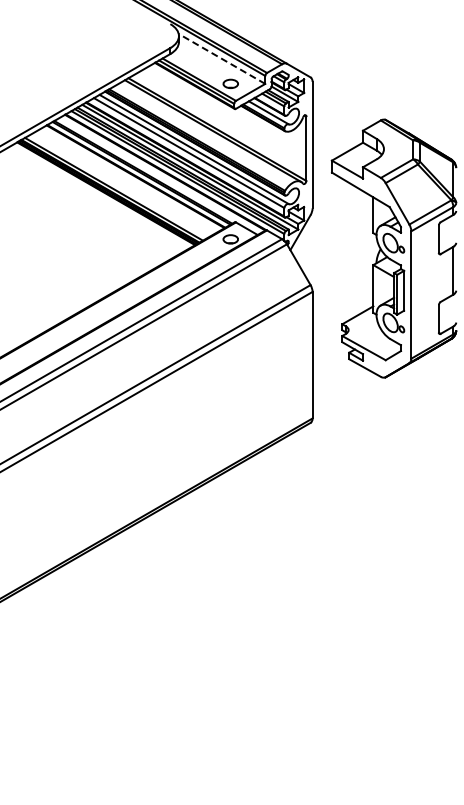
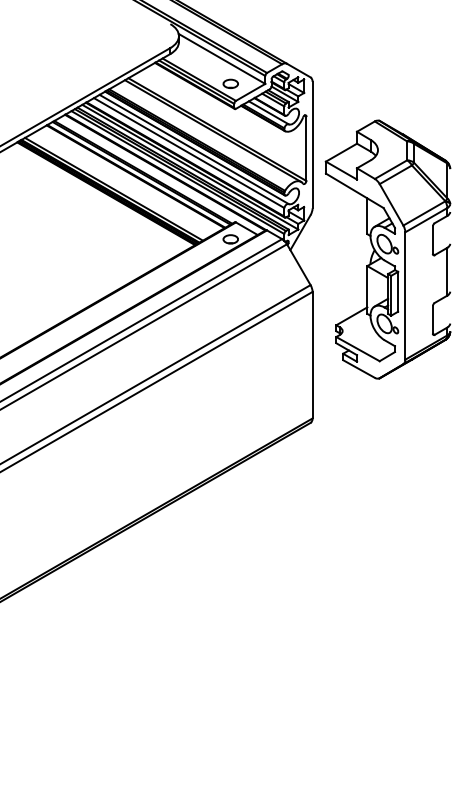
line: dashed -> solid (222, 58)
part position: (393, 248) -> (387, 249) (387, 249)
